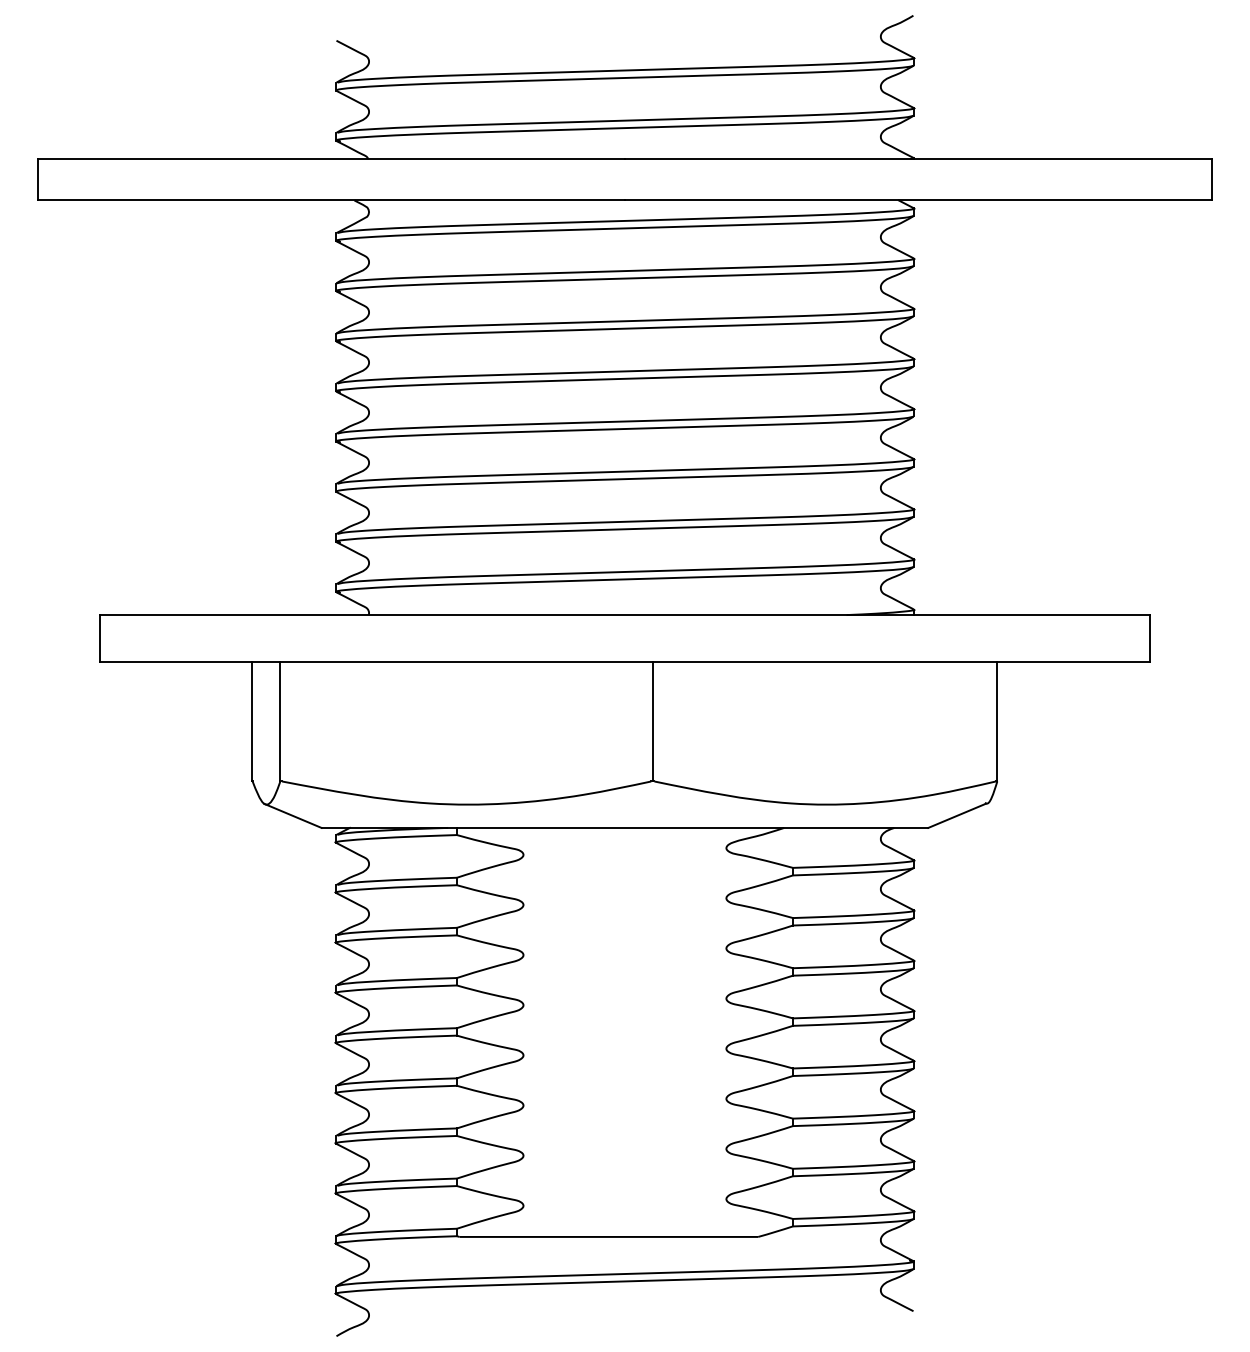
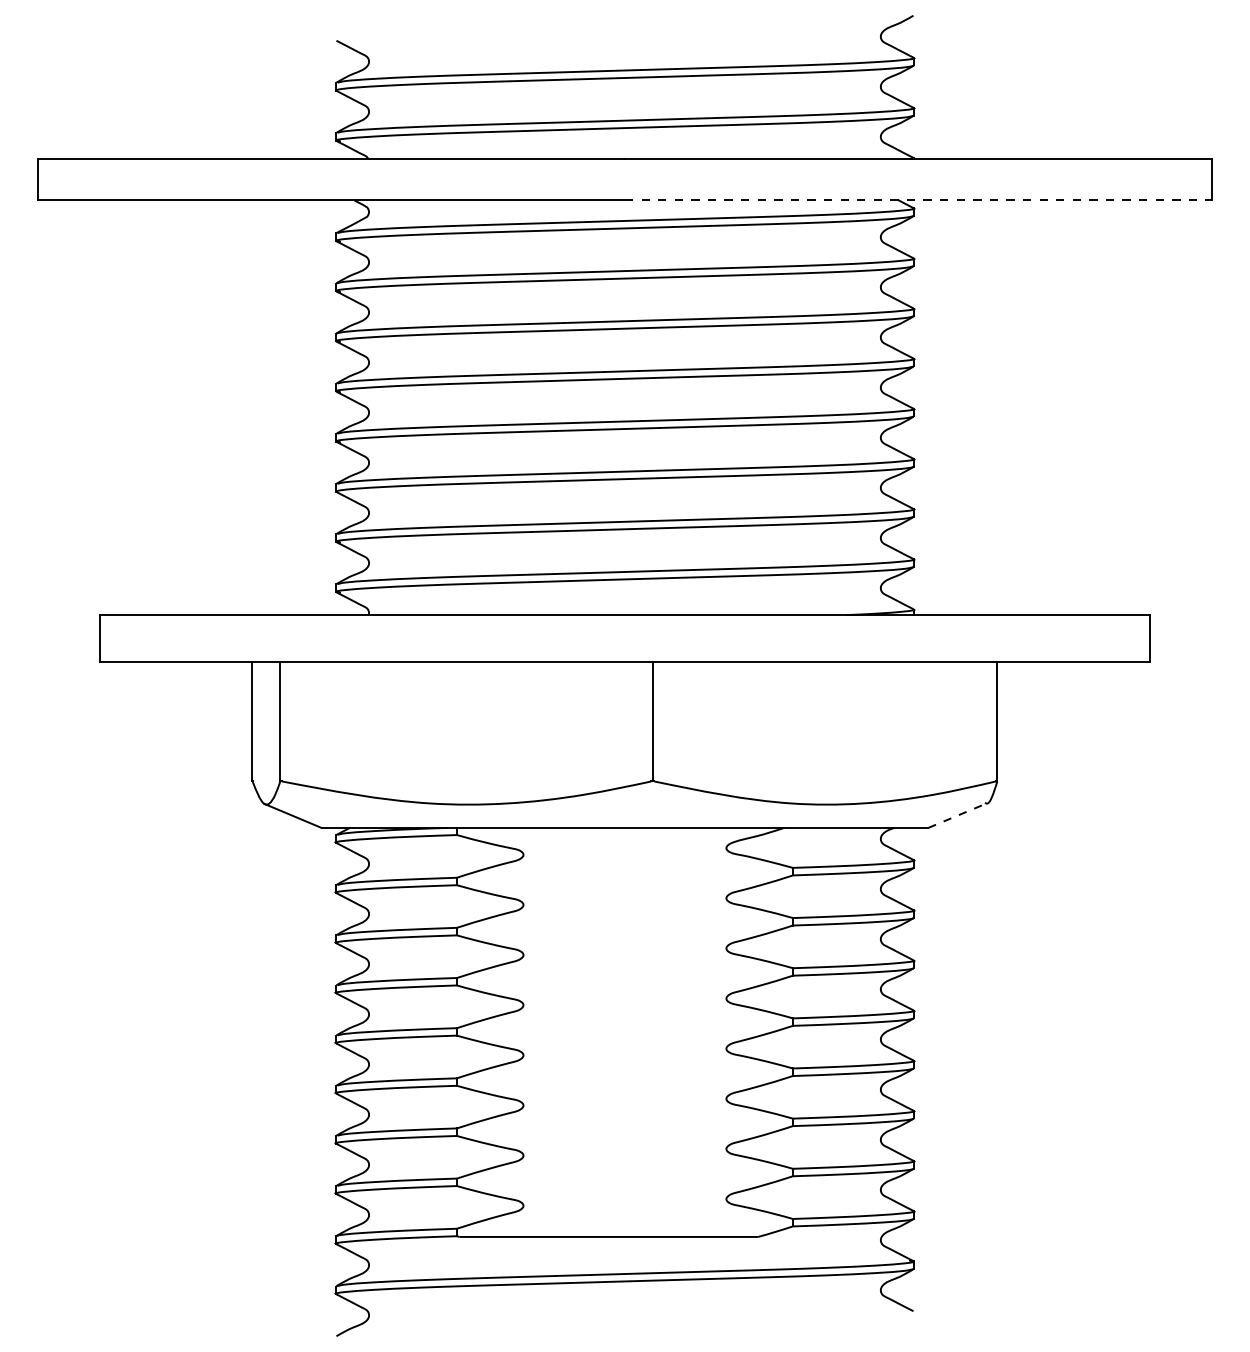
line: solid -> dashed (918, 200)
line: solid -> dashed (957, 815)
